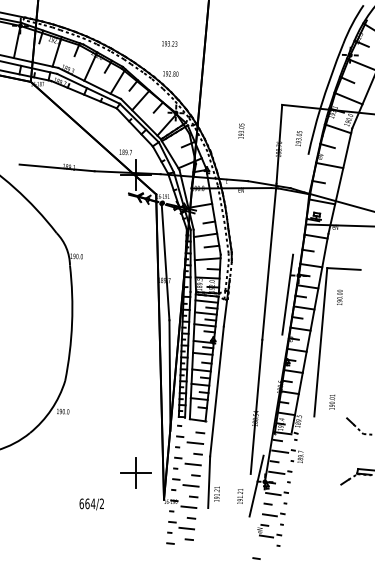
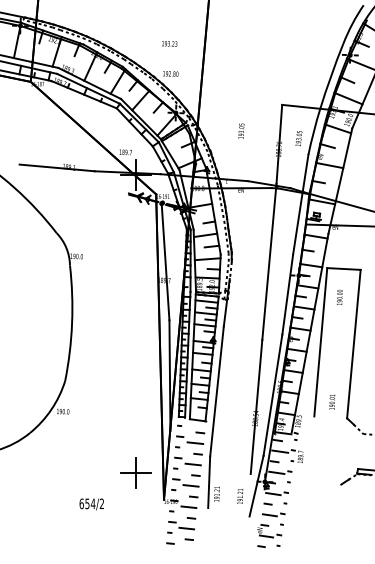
line: none -> present (300, 204)
line: none -> present (353, 343)
line: none -> present (272, 394)
text: 664/2 -> 654/2 (87, 503)
line position: (256, 558) -> (261, 546) (261, 546)
